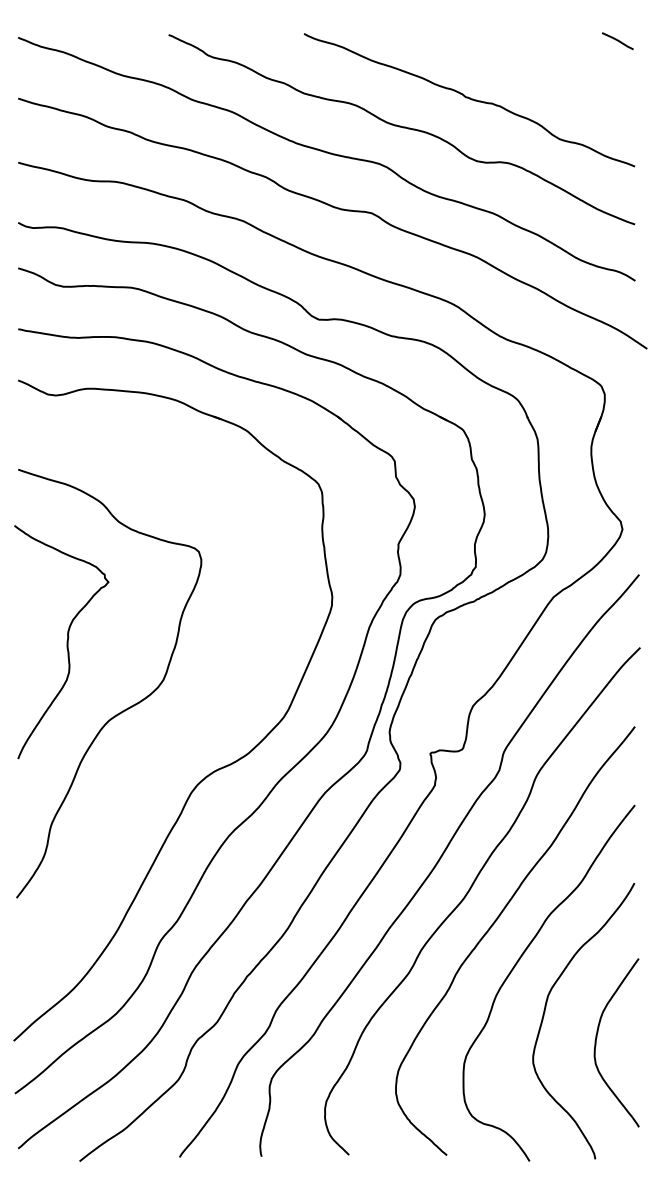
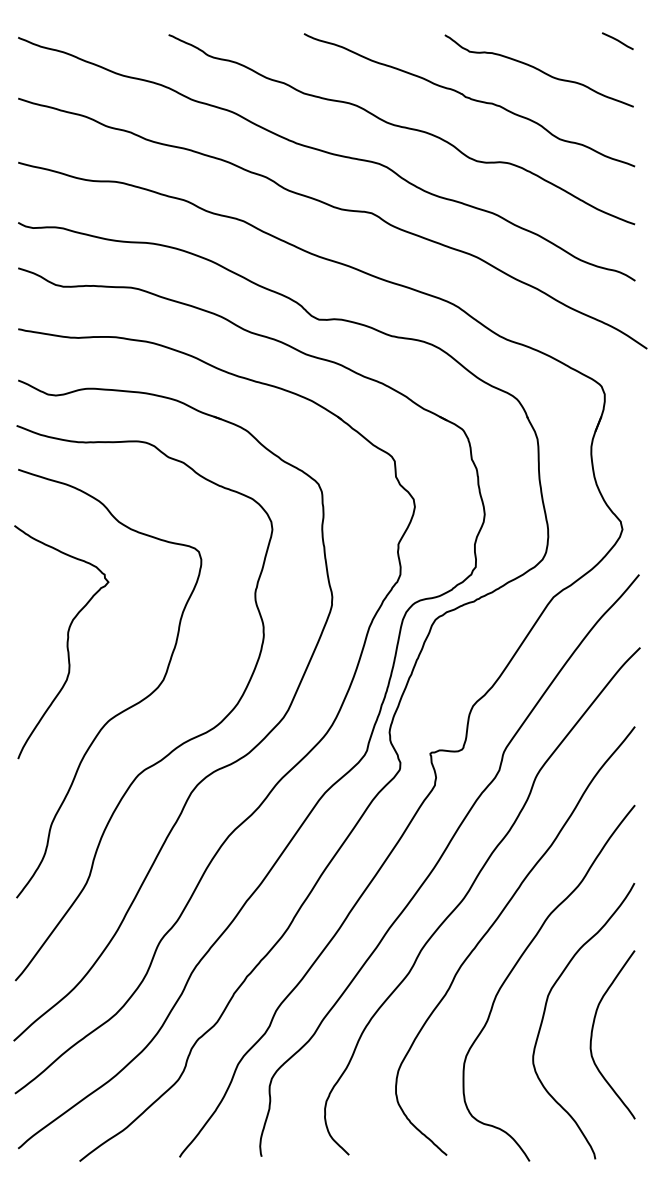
curve: none -> present (538, 70)
curve: none -> present (175, 747)
curve position: (597, 1037) -> (593, 1029) (593, 1029)
